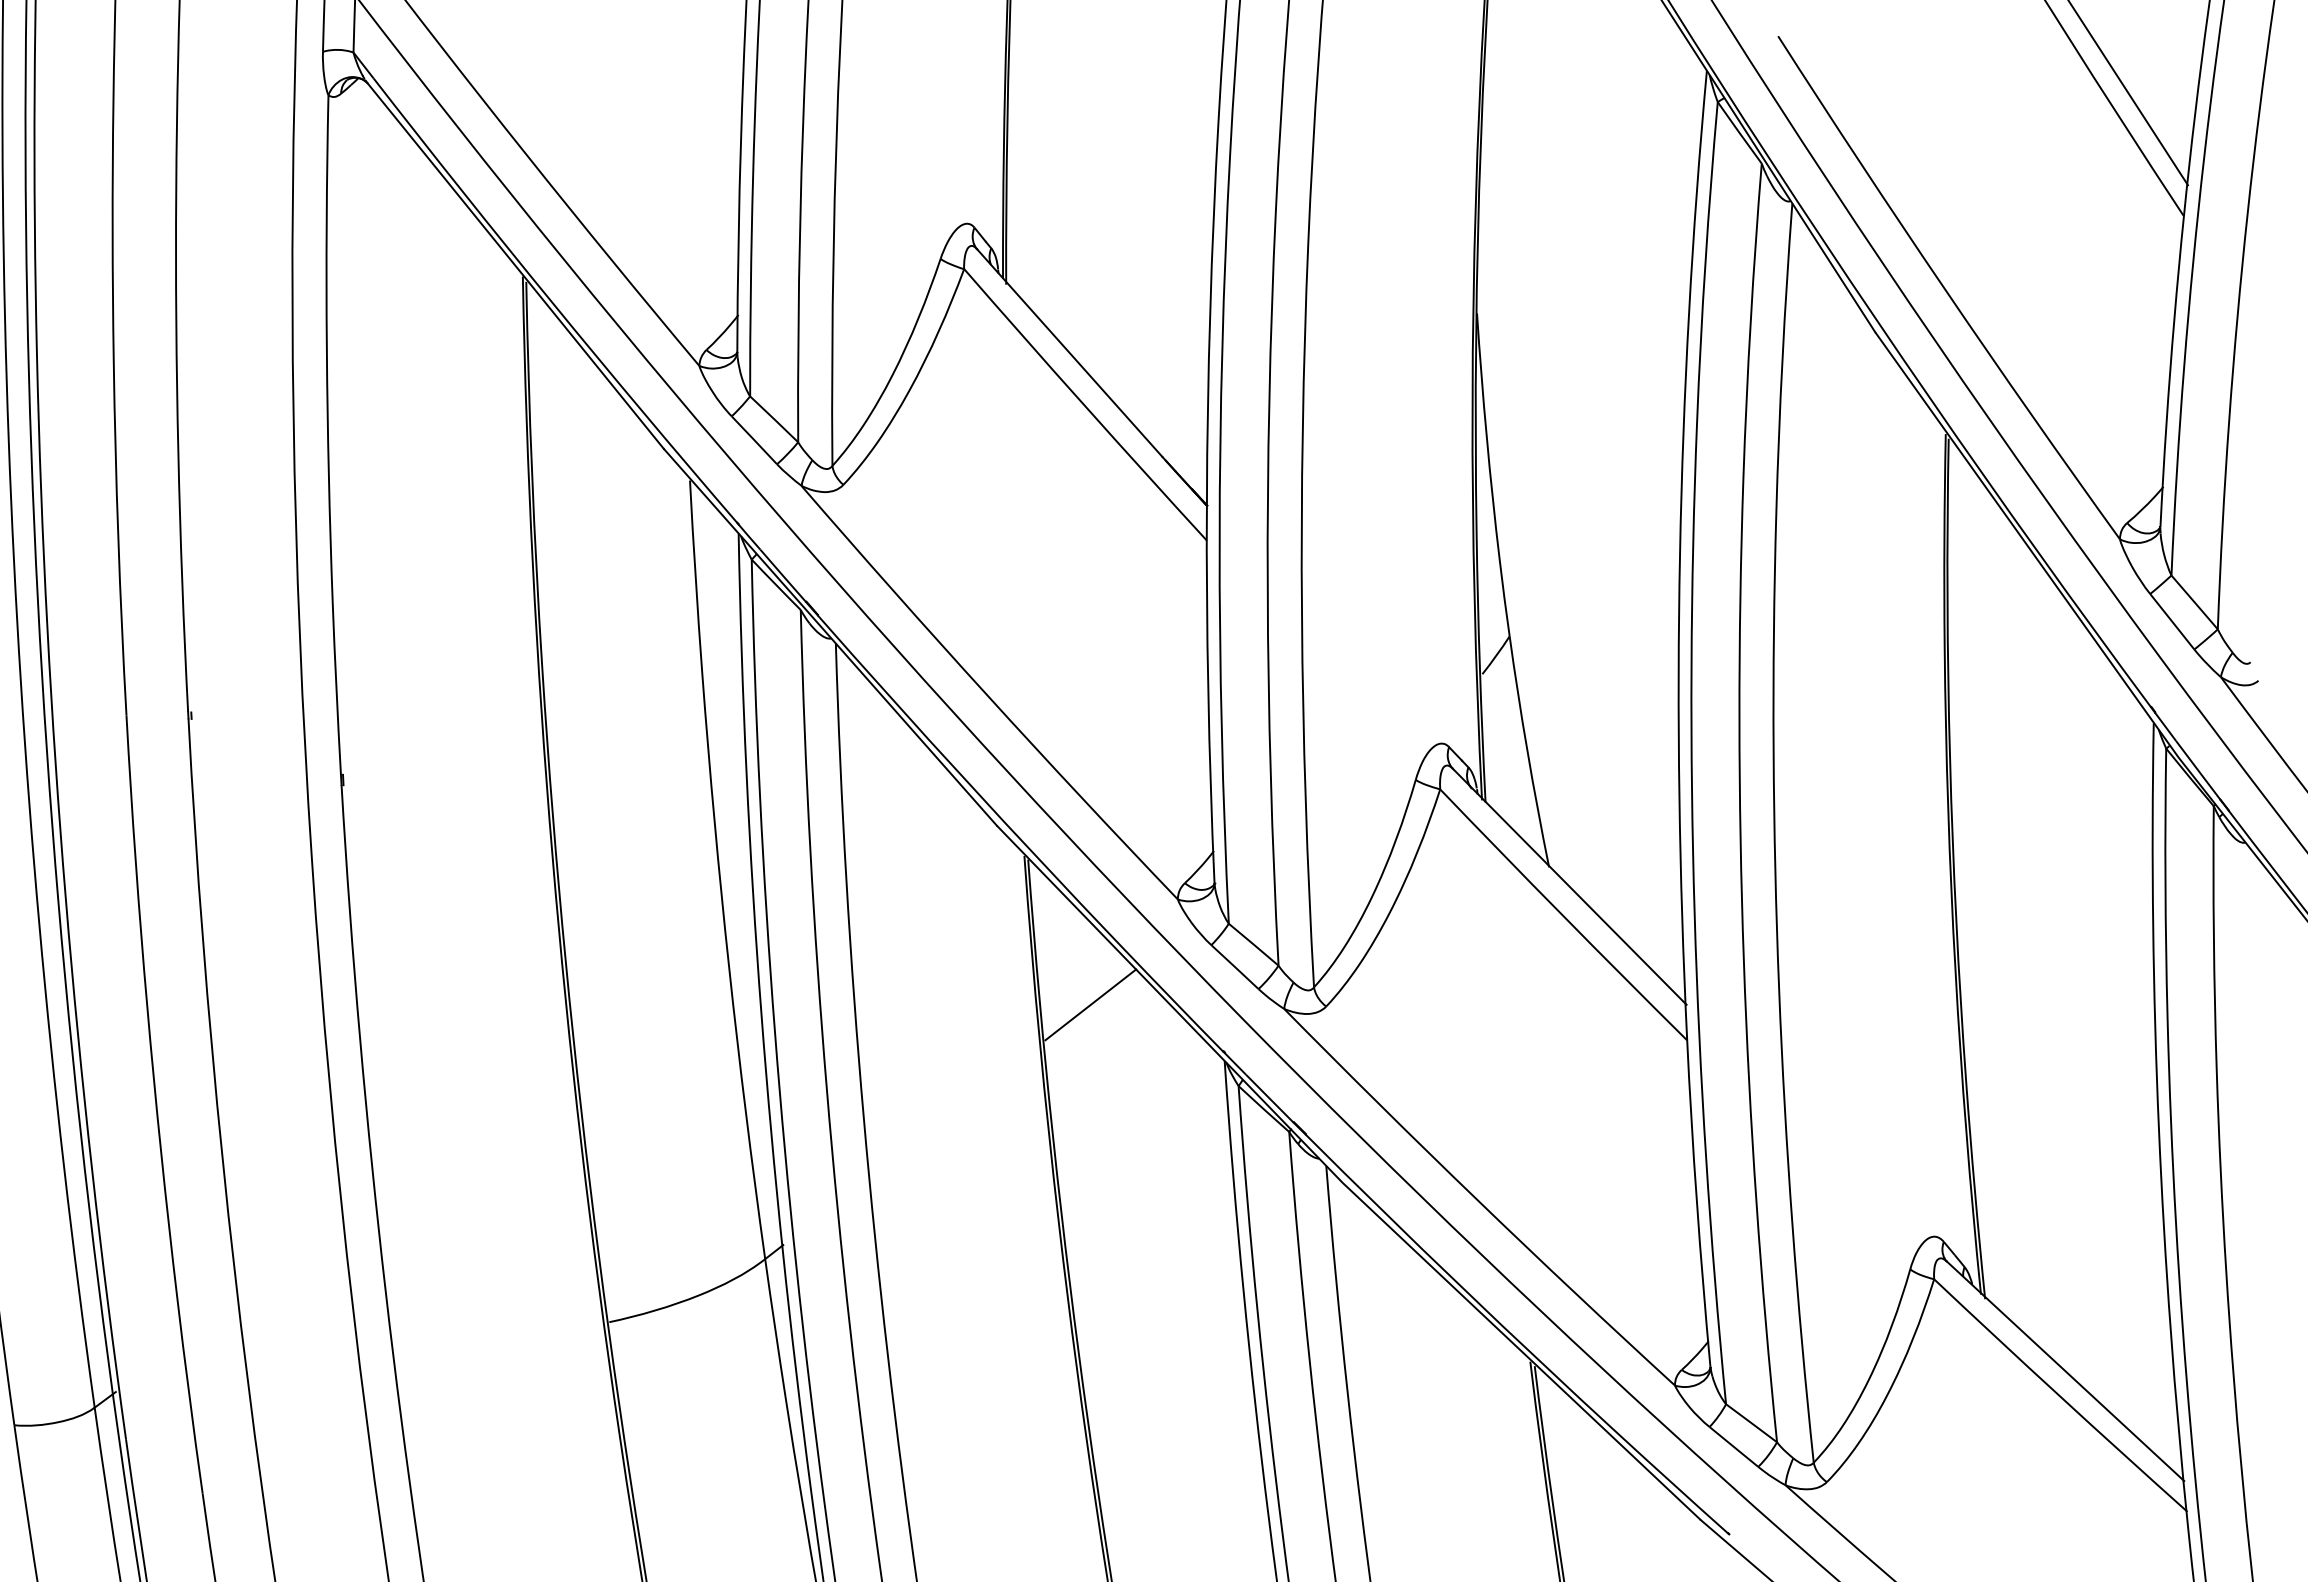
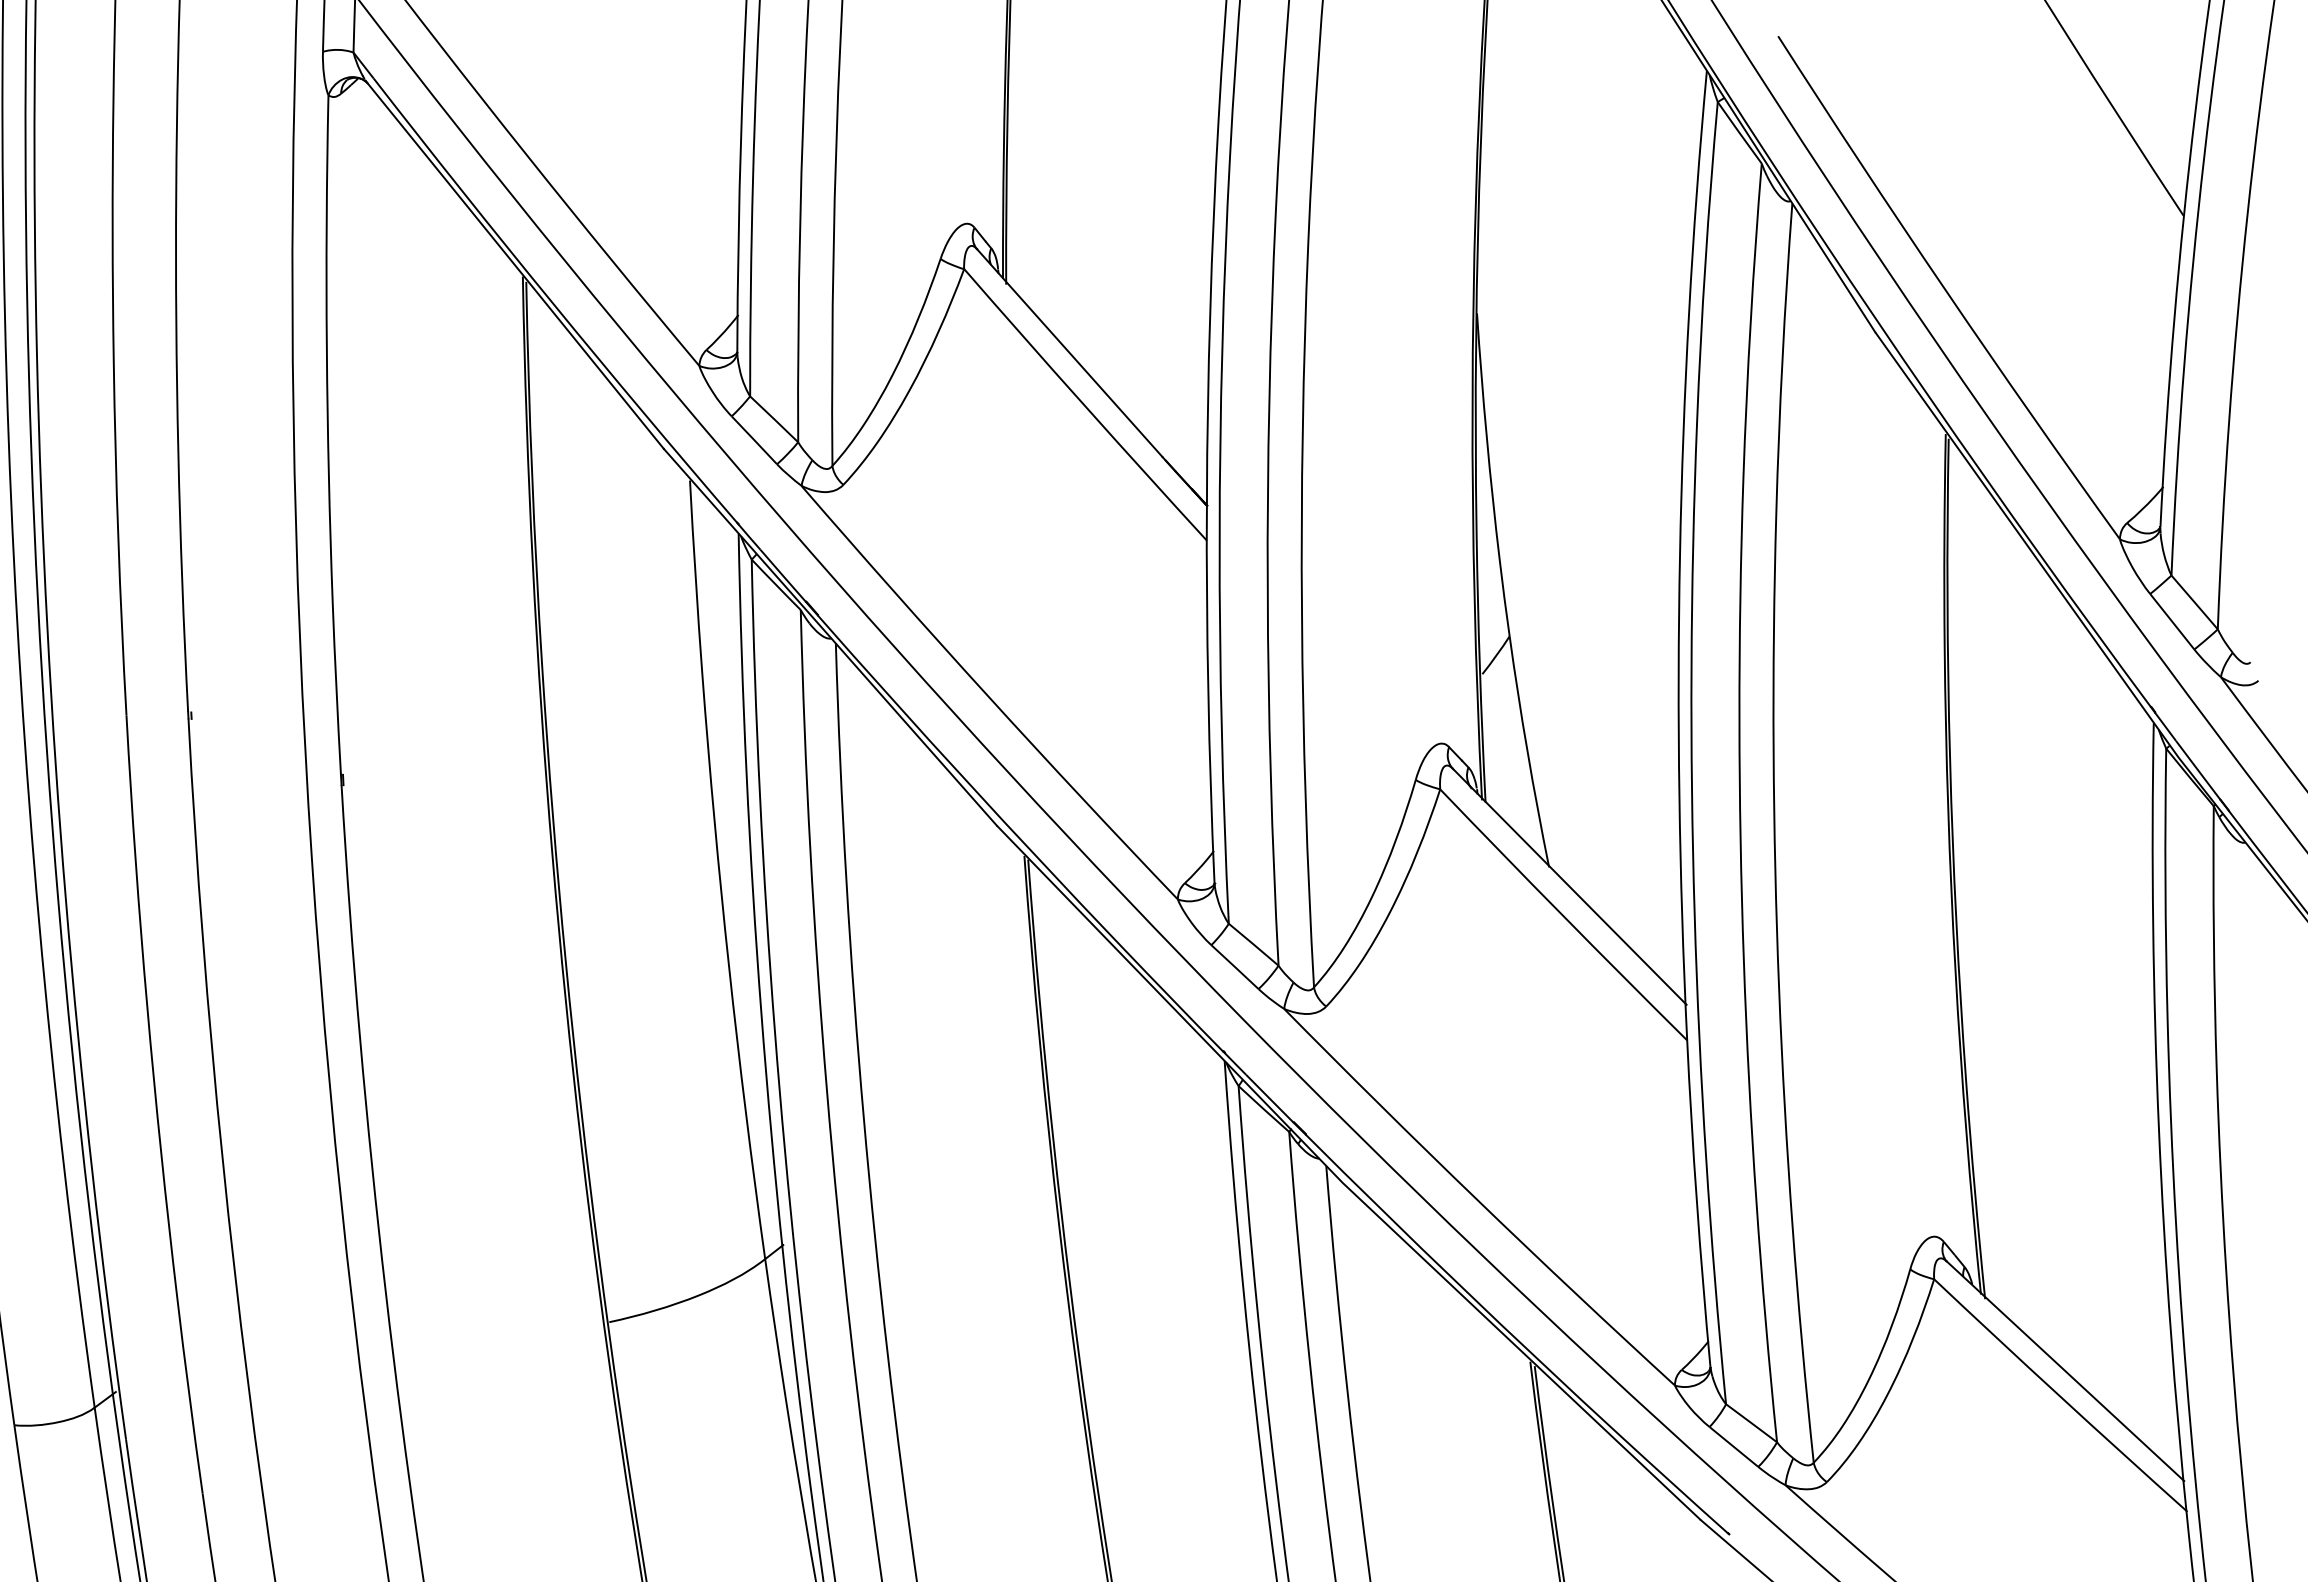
line: present -> none (2128, 93)
line: present -> none (1090, 1004)
